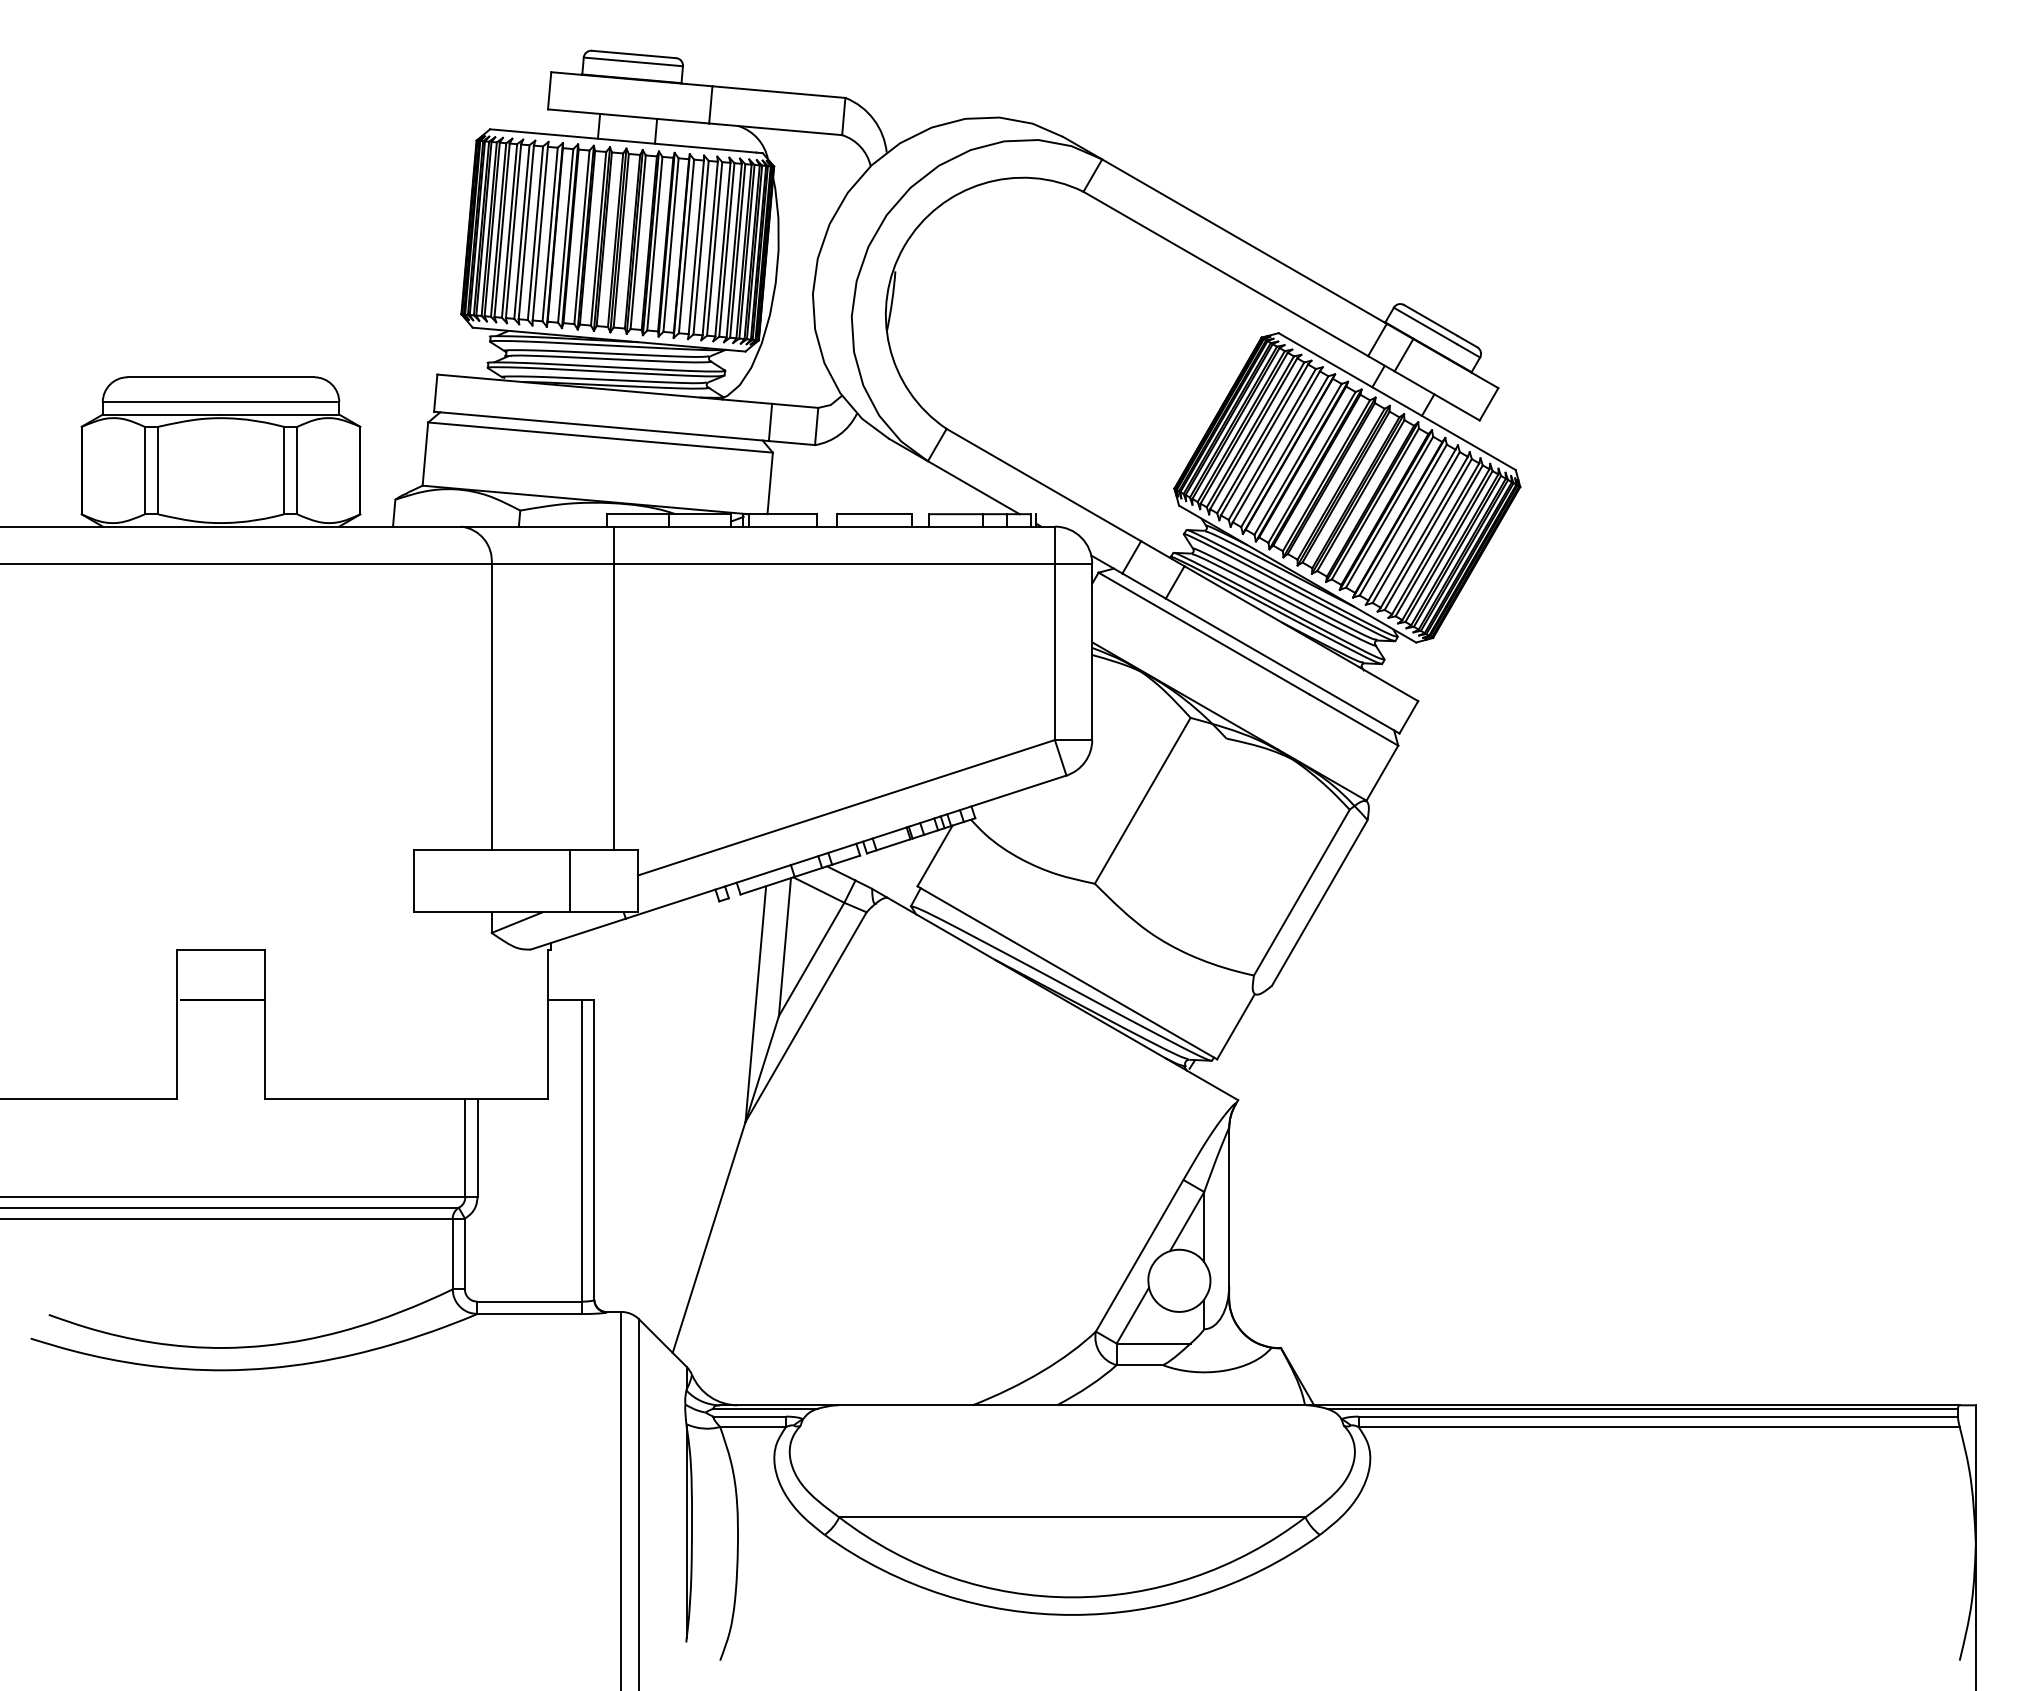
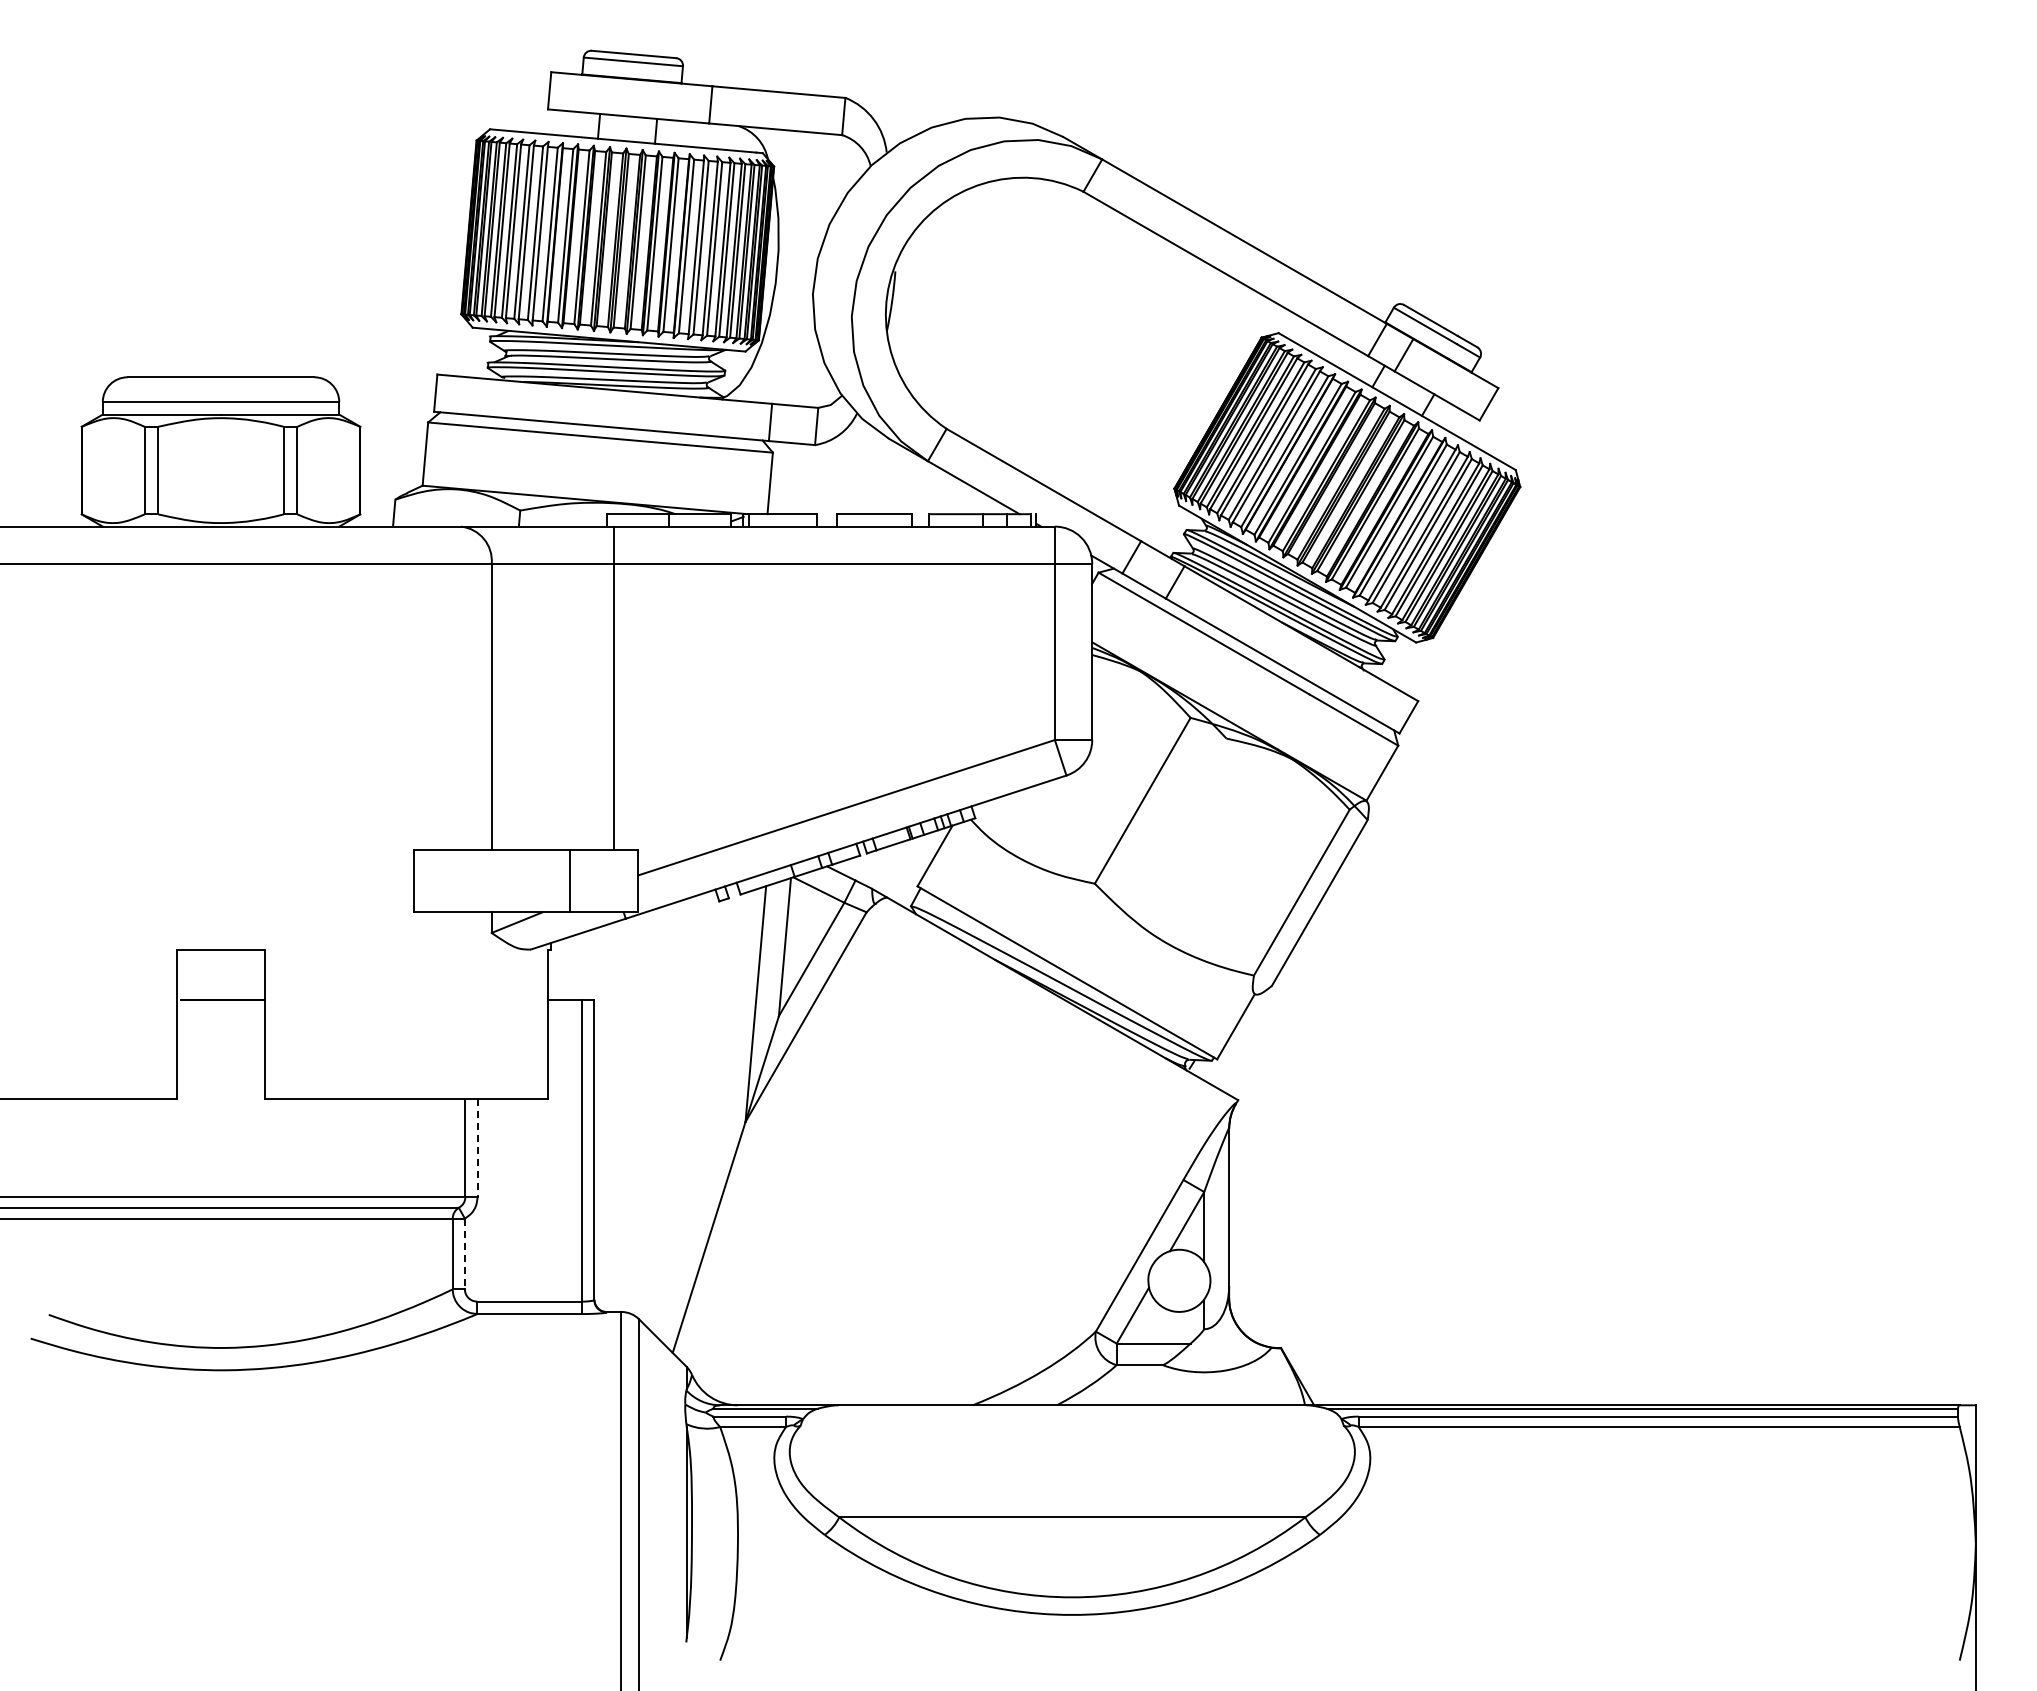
line: solid -> dashed (477, 1148)
line: solid -> dashed (464, 1254)
